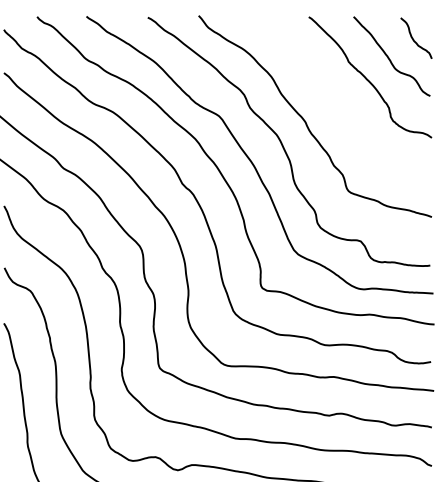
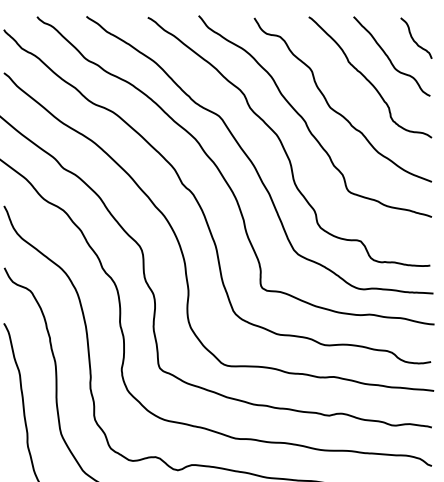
curve: none -> present (333, 108)
